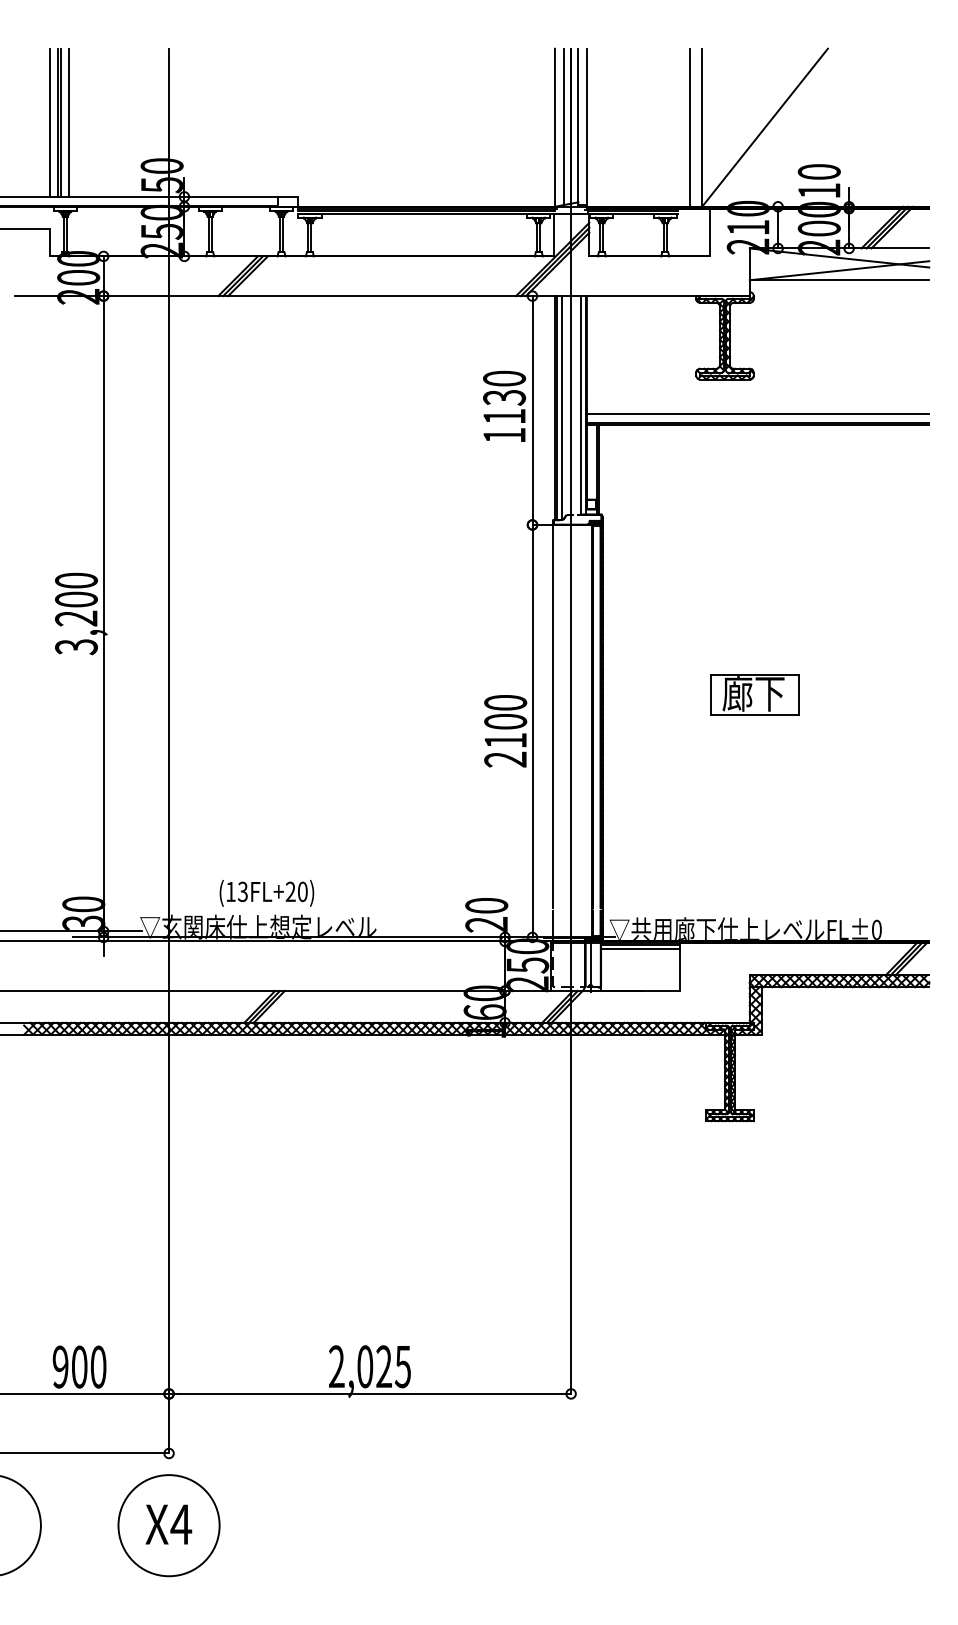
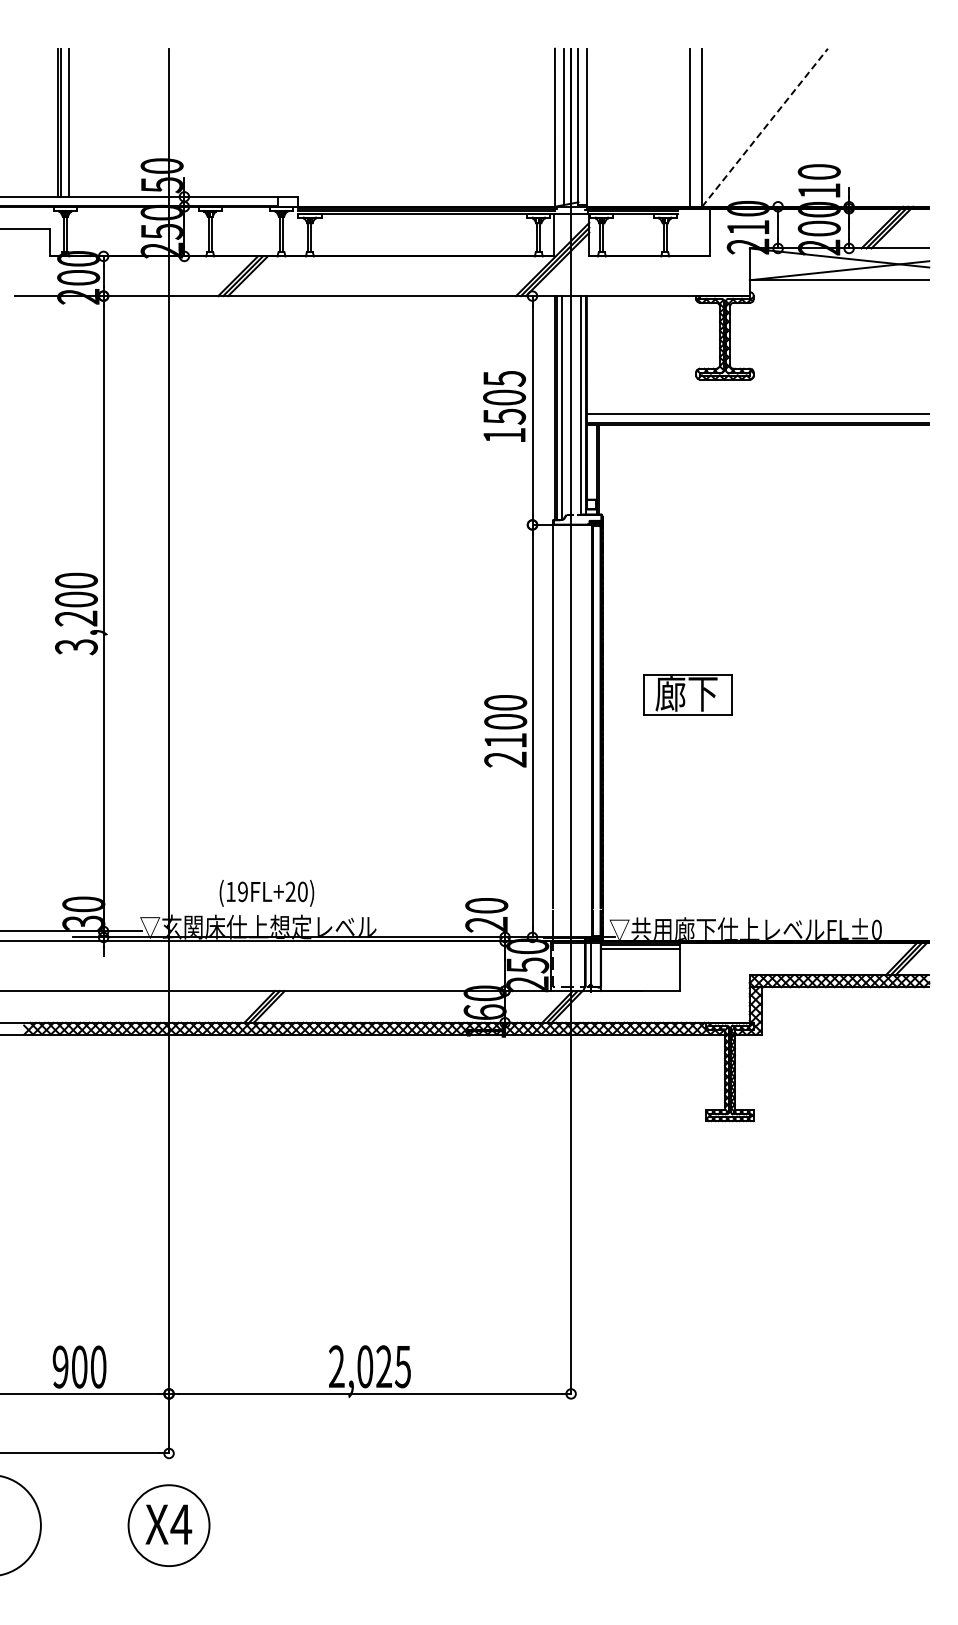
line: present -> none (50, 122)
line: solid -> dashed (765, 127)
text: 1130 -> 1505 (504, 397)
part position: (754, 694) -> (687, 694) (687, 694)
text: (13FL+20) -> (19FL+20) (242, 892)
circle diameter: 101 px -> 81 px (168, 1525)
